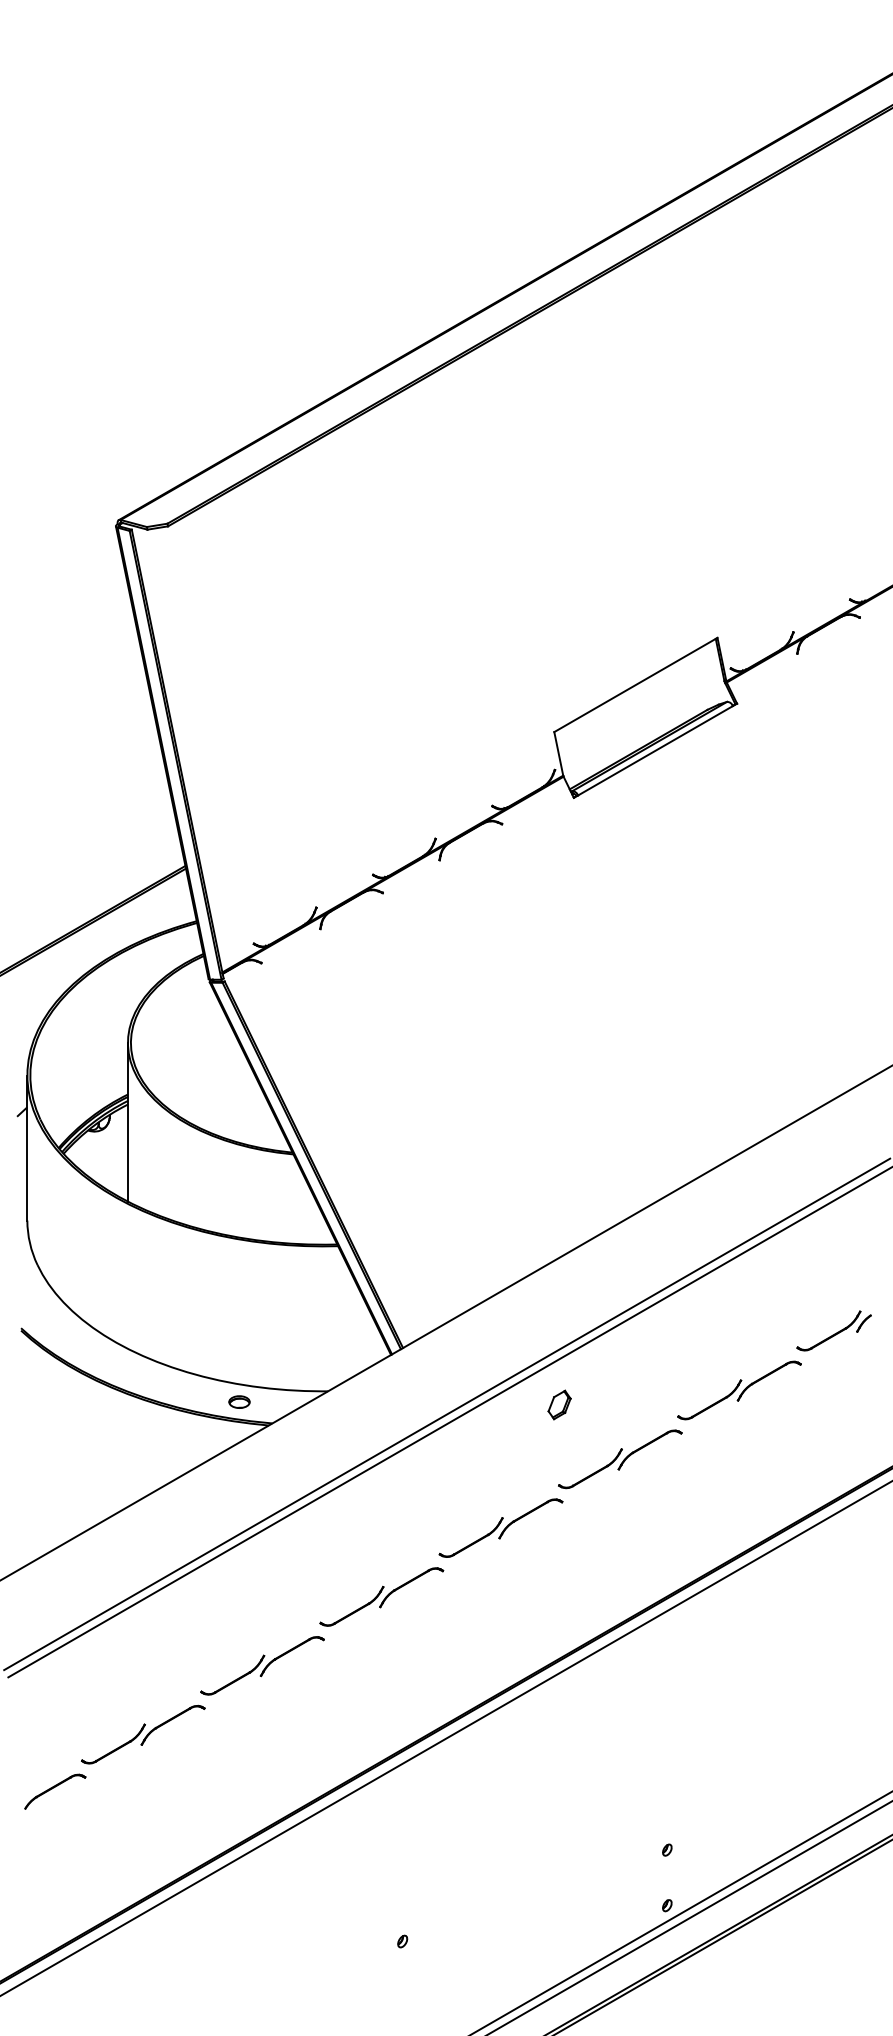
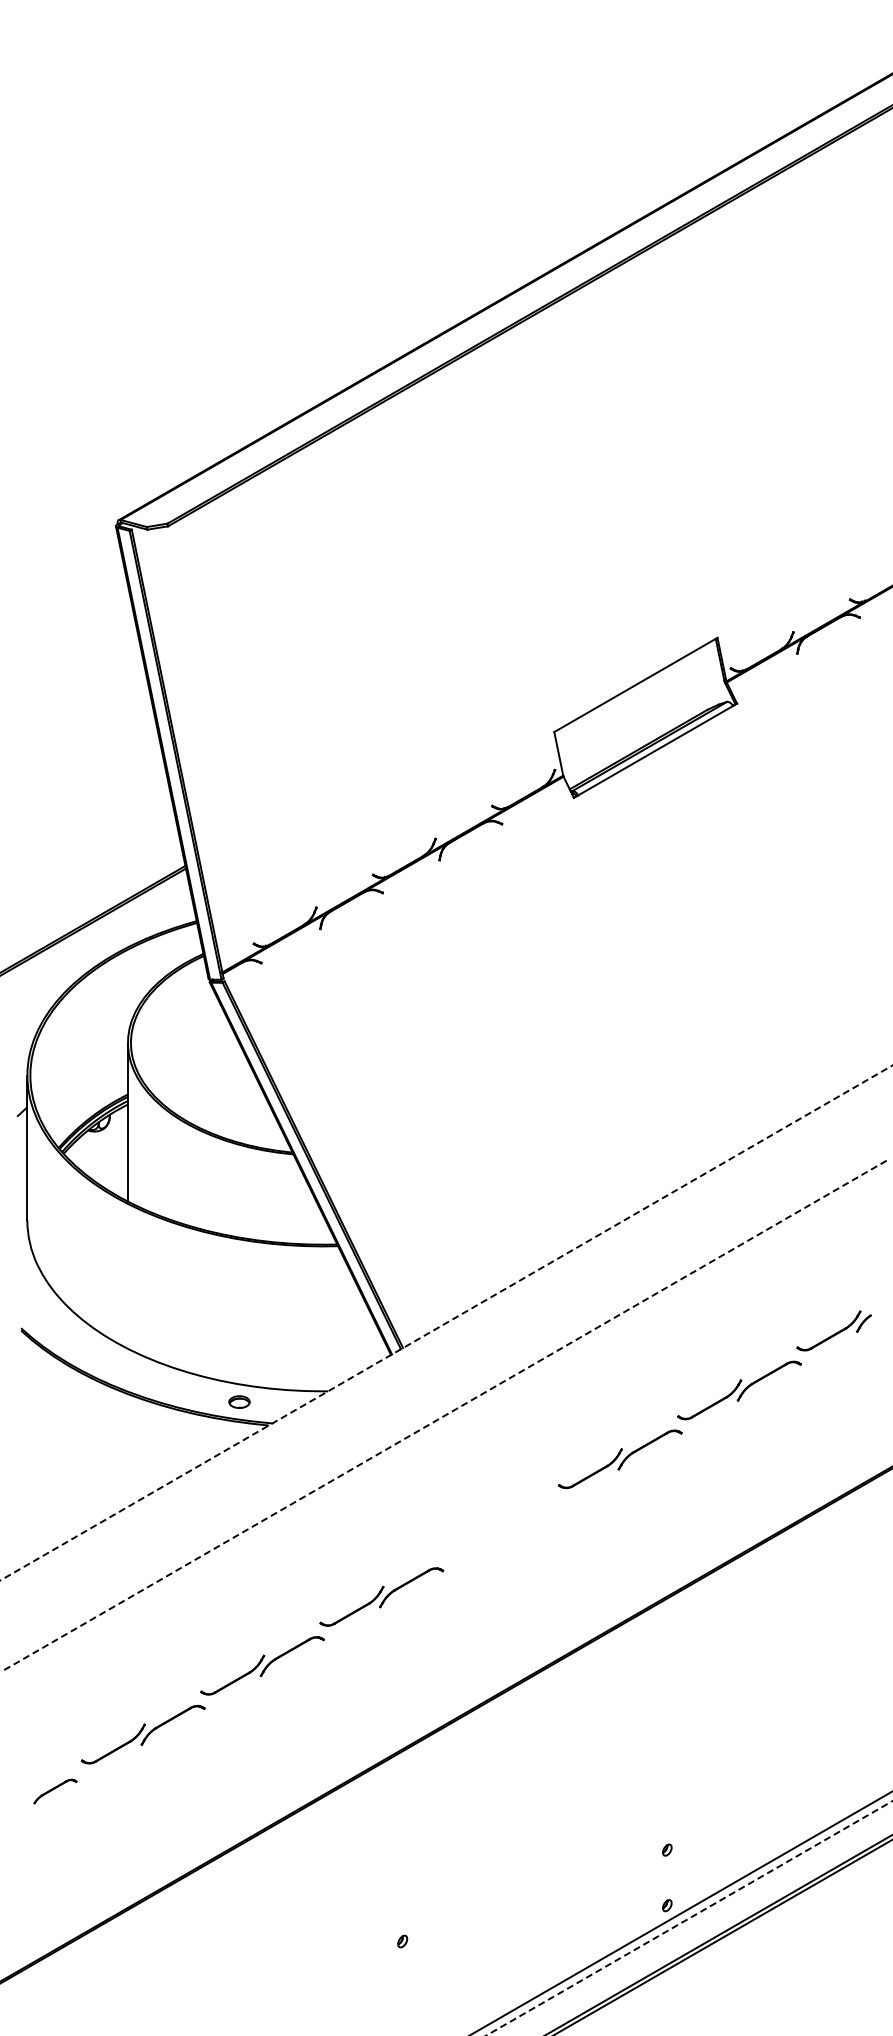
line: solid -> dashed (446, 1323)
part: present -> none (559, 1404)
line: solid -> dashed (447, 1414)
line: present -> none (448, 1422)
part: present -> none (500, 1527)
line: present -> none (445, 1738)
part size: 63x37 px -> 45x27 px (55, 1791)
line: solid -> dashed (689, 1918)
